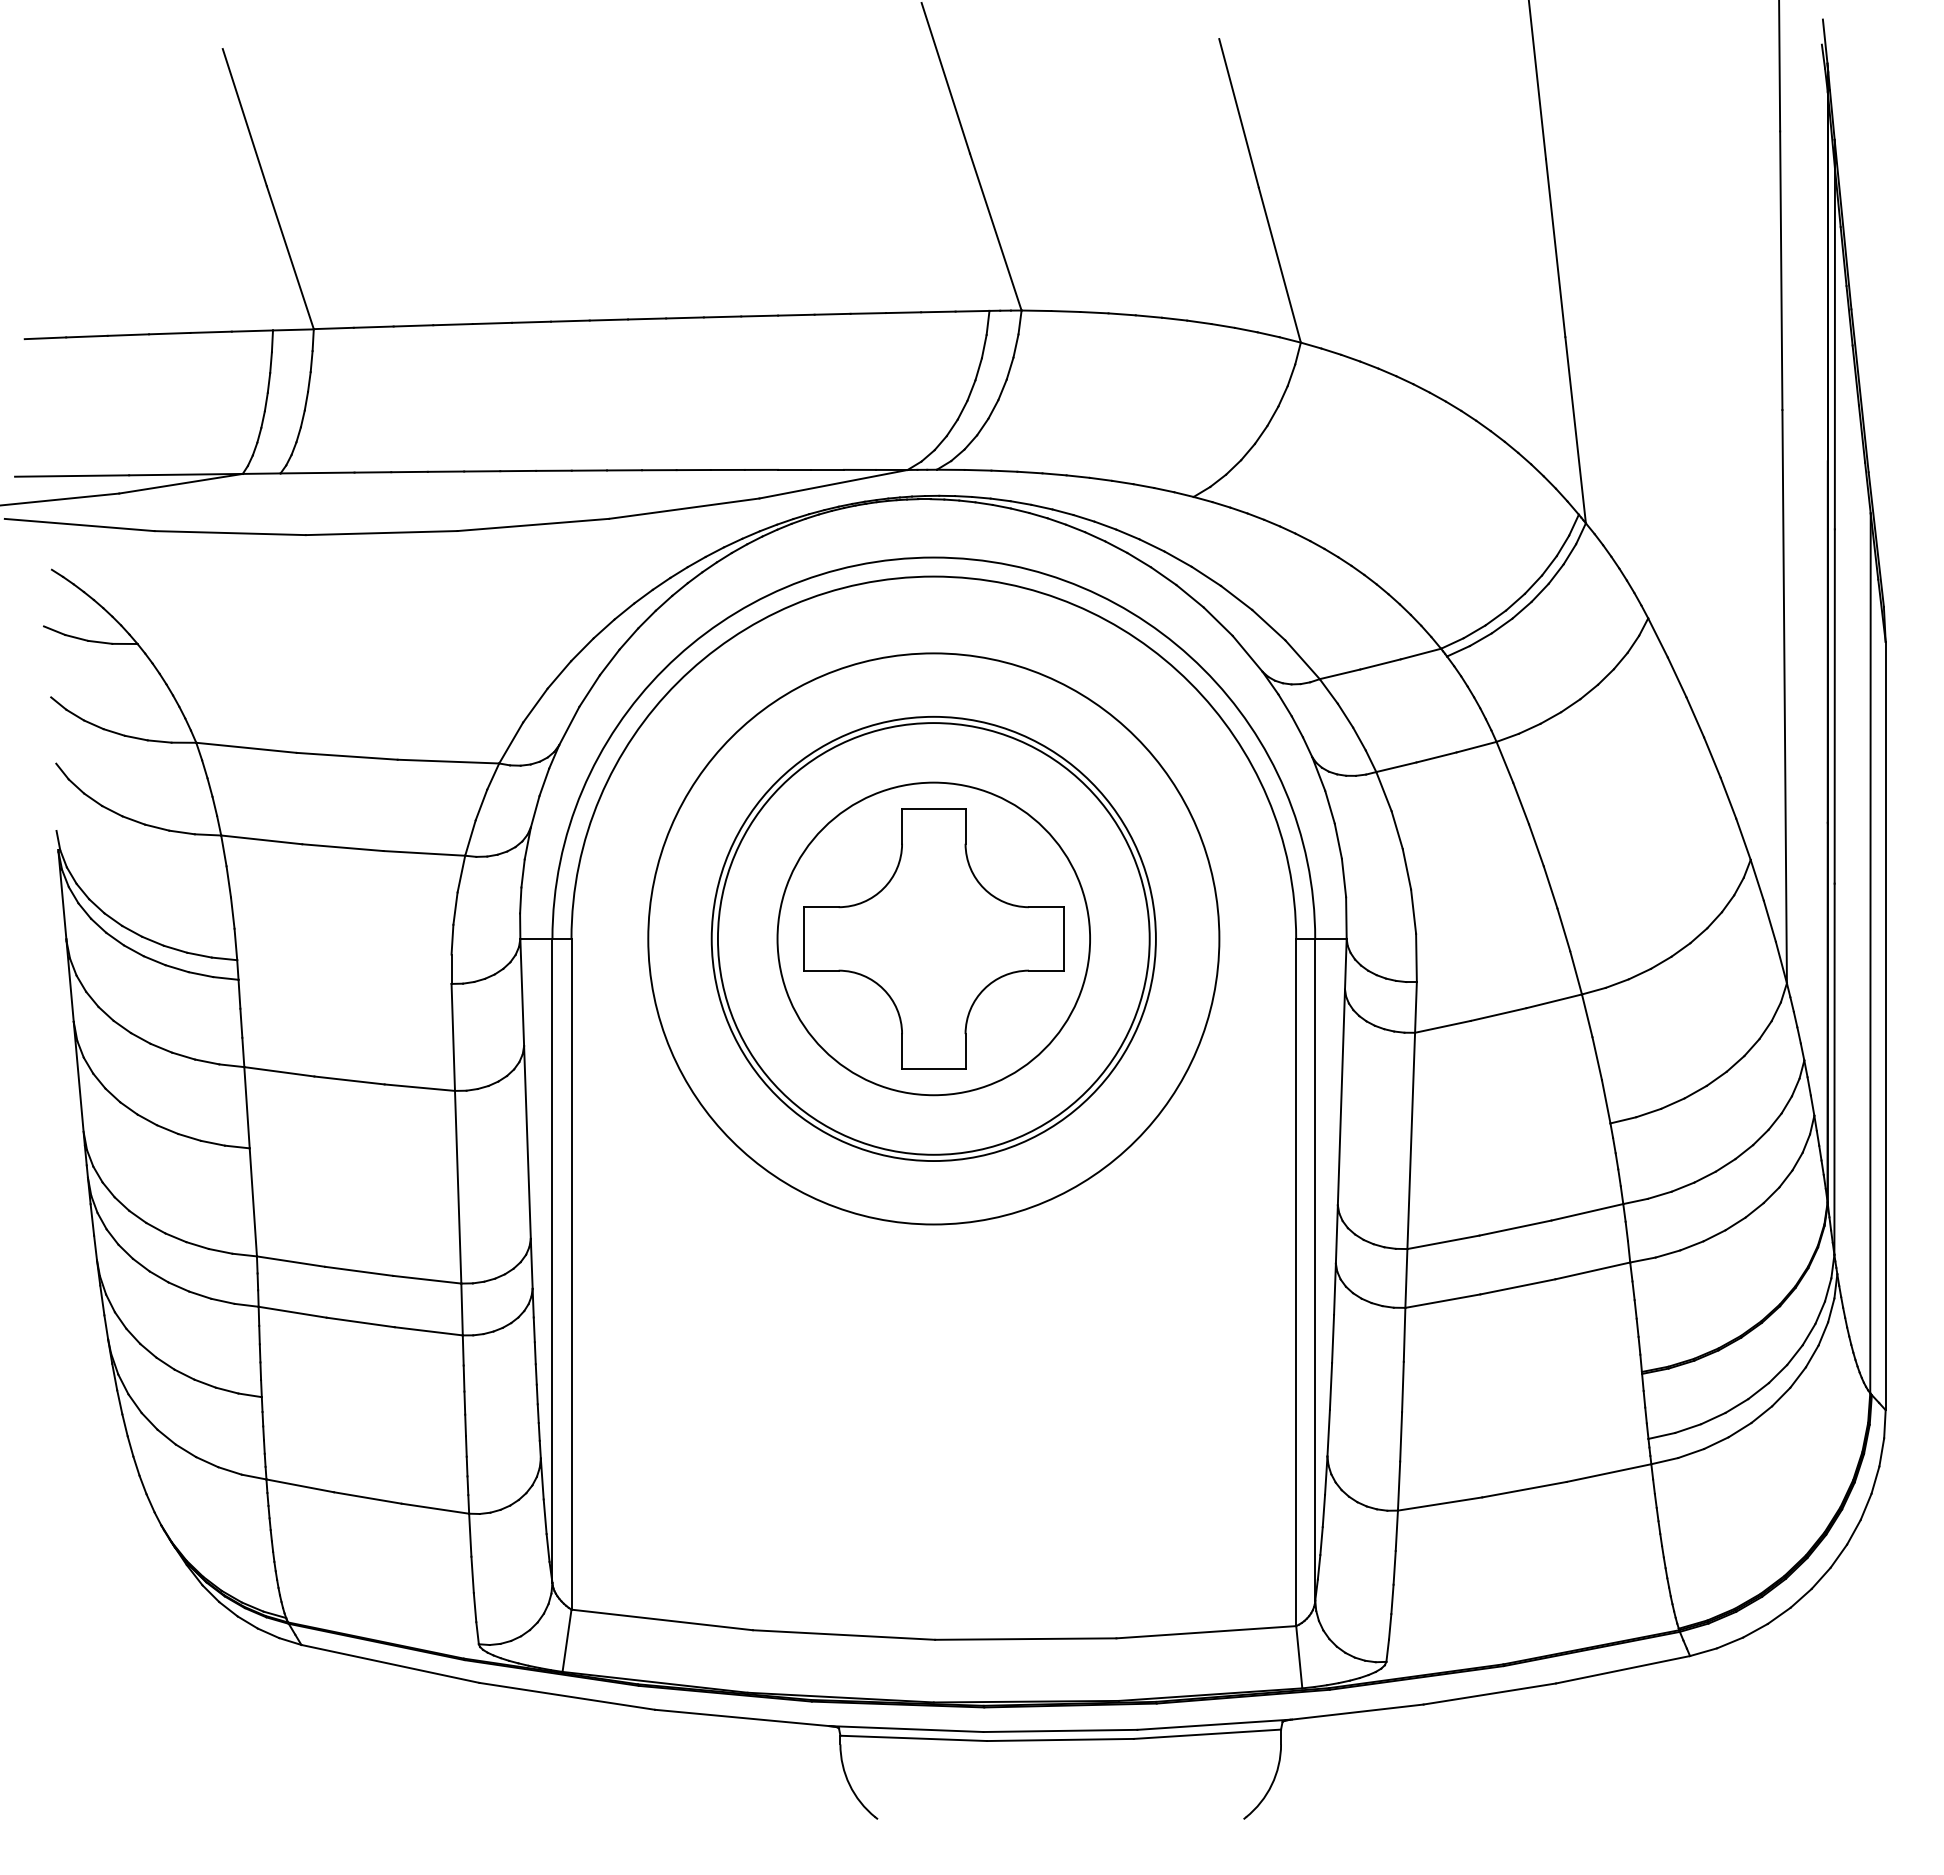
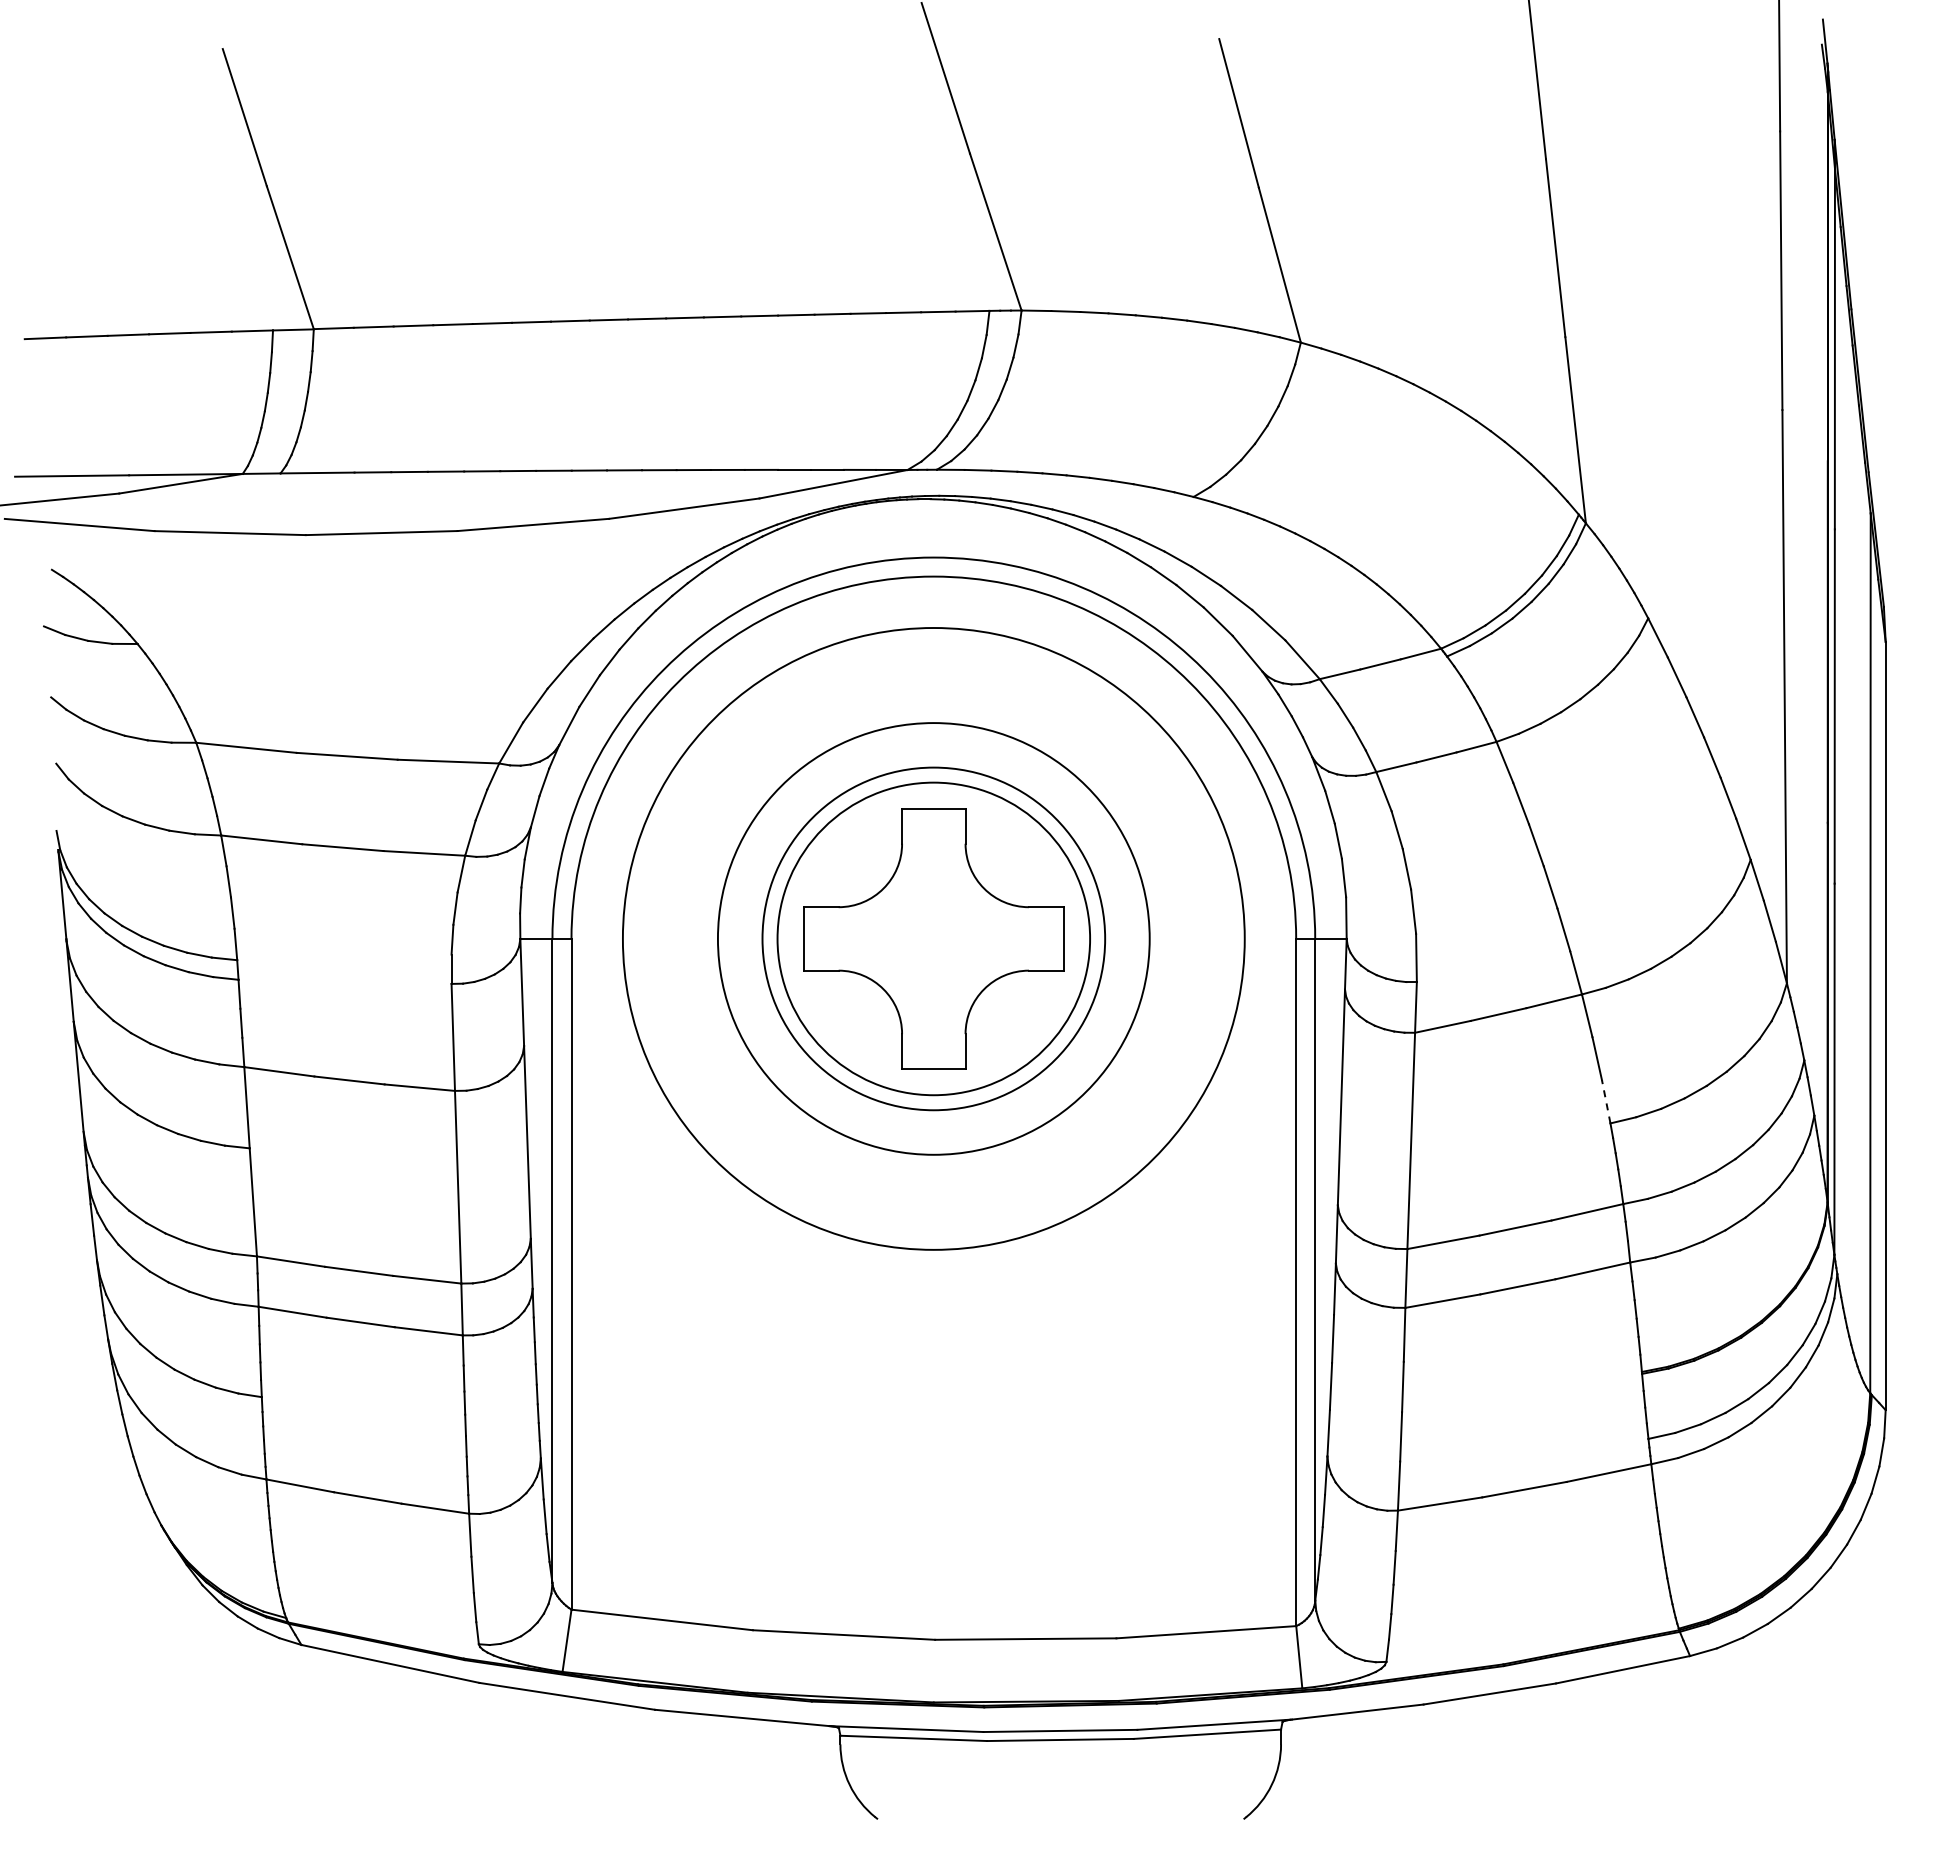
circle diameter: 444 px -> 622 px (933, 938)
circle diameter: 571 px -> 343 px (933, 938)
line: solid -> dashed (1606, 1101)
